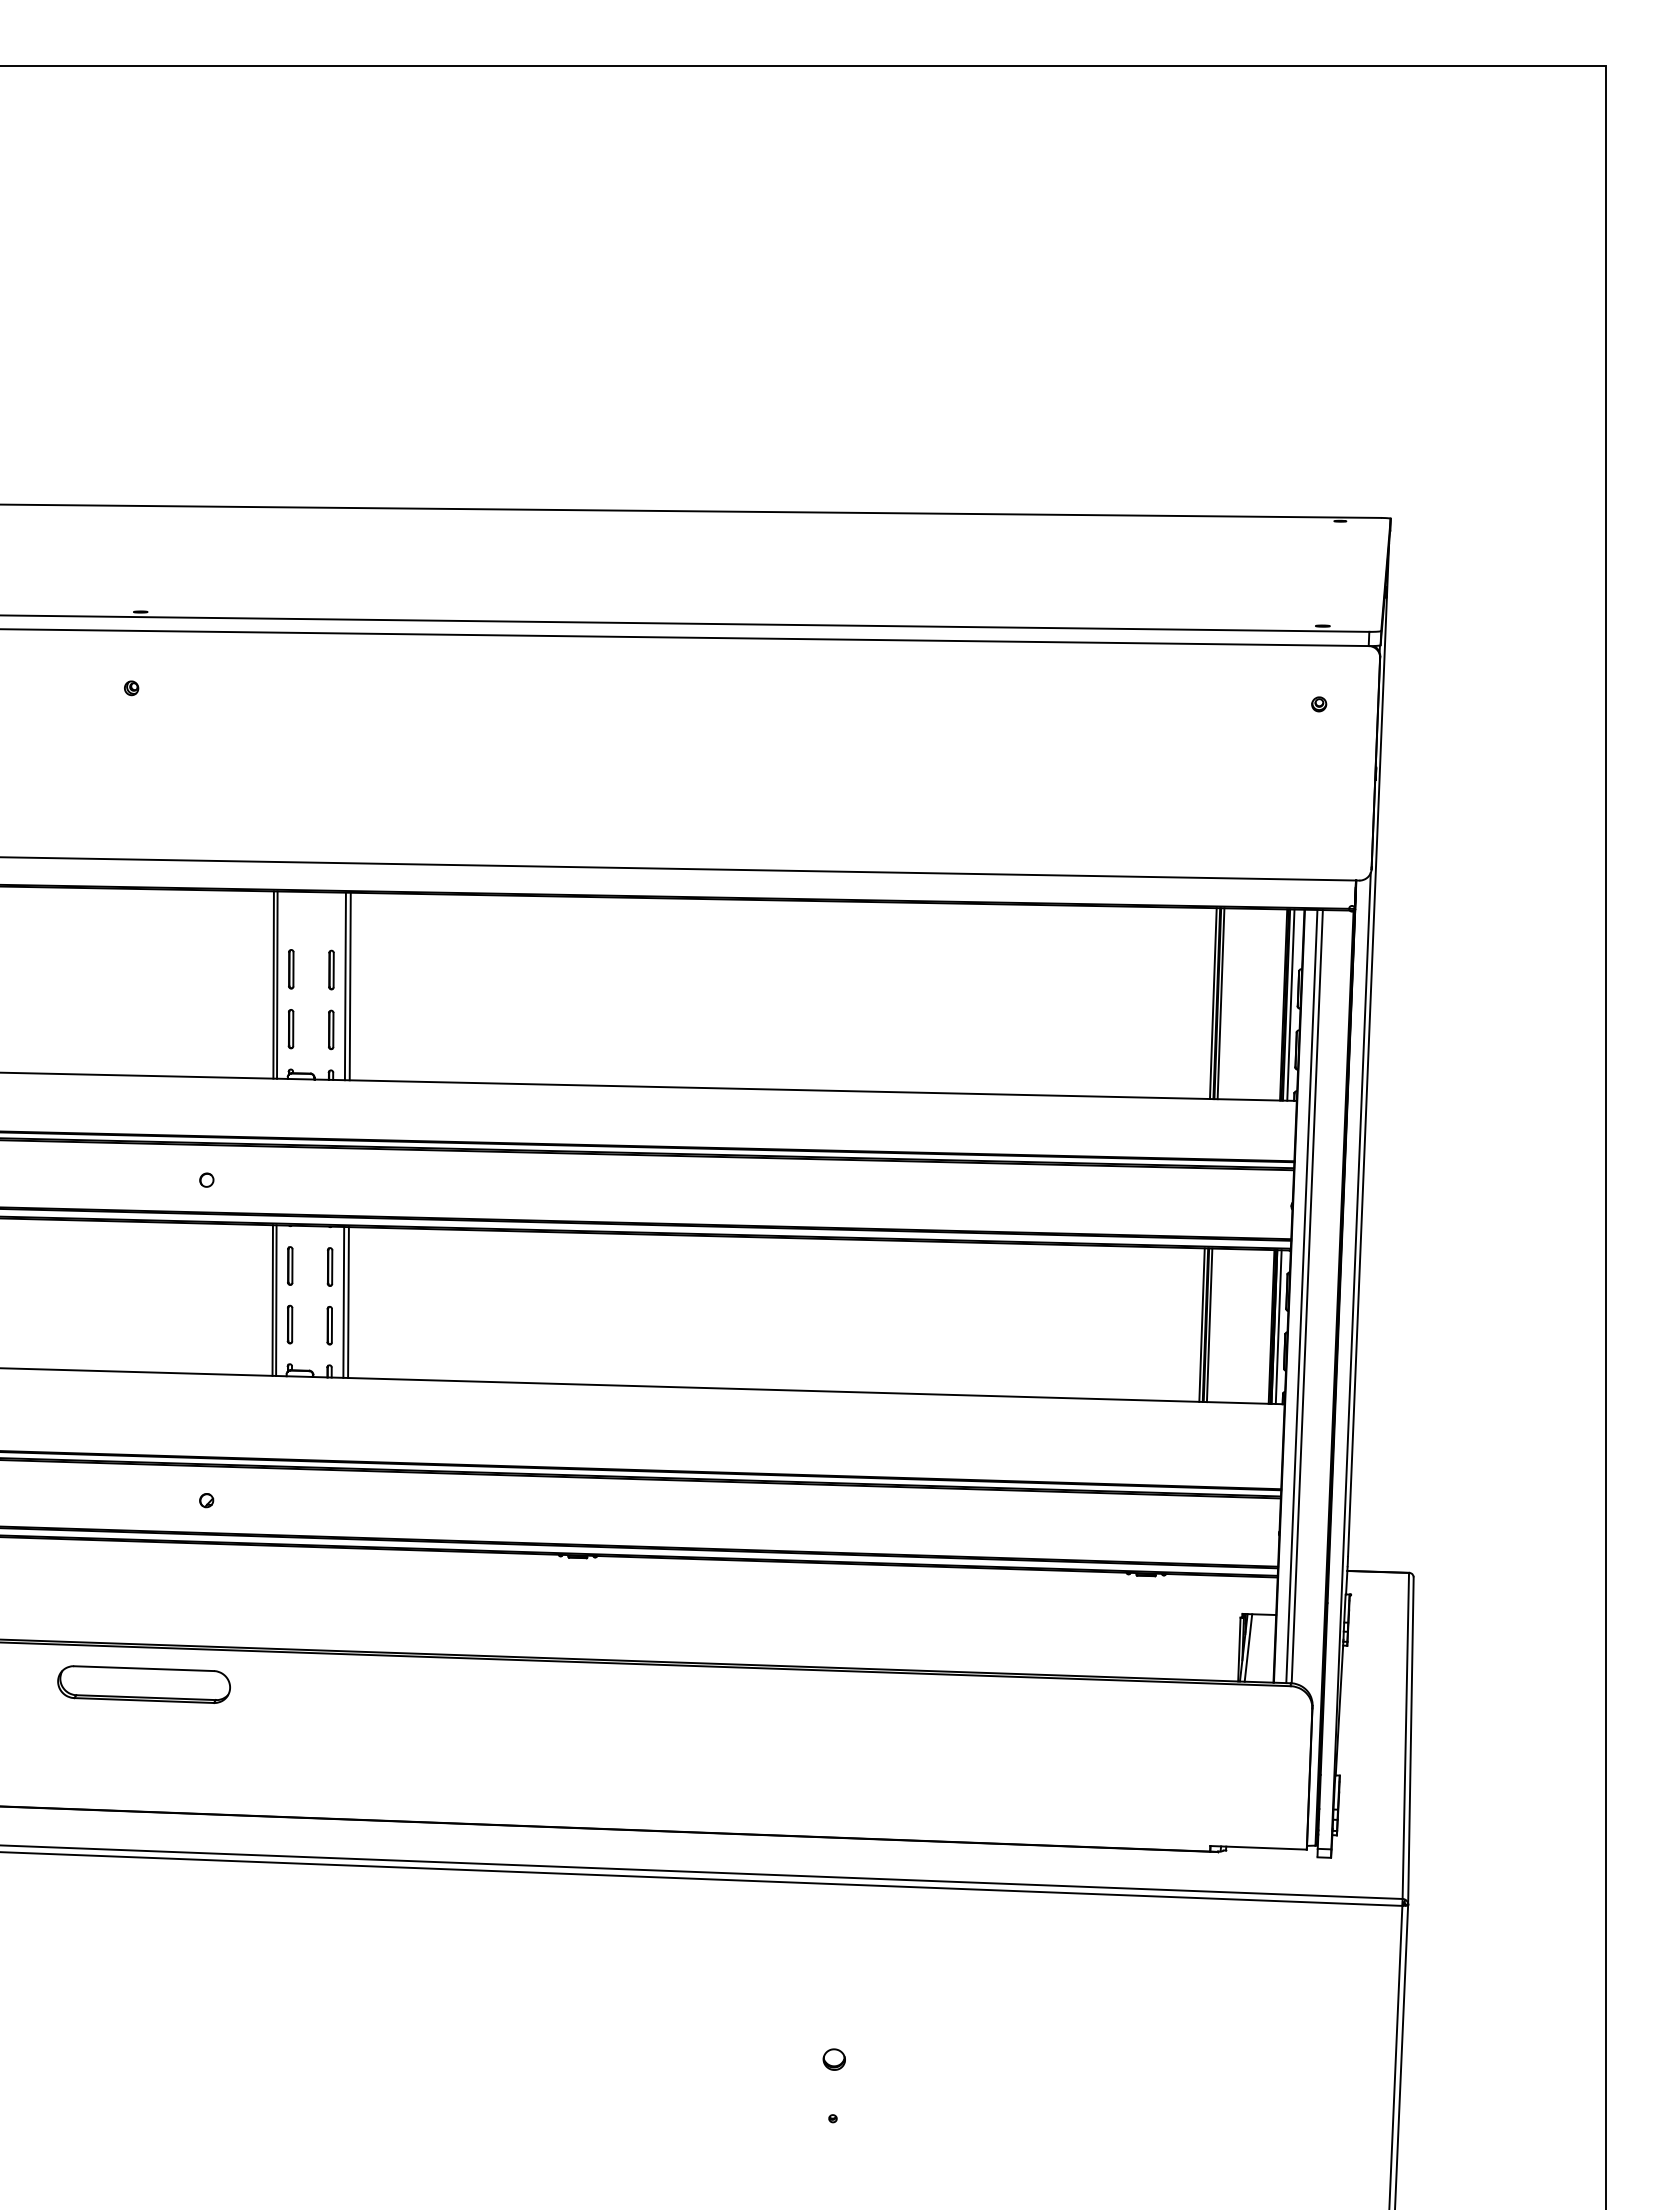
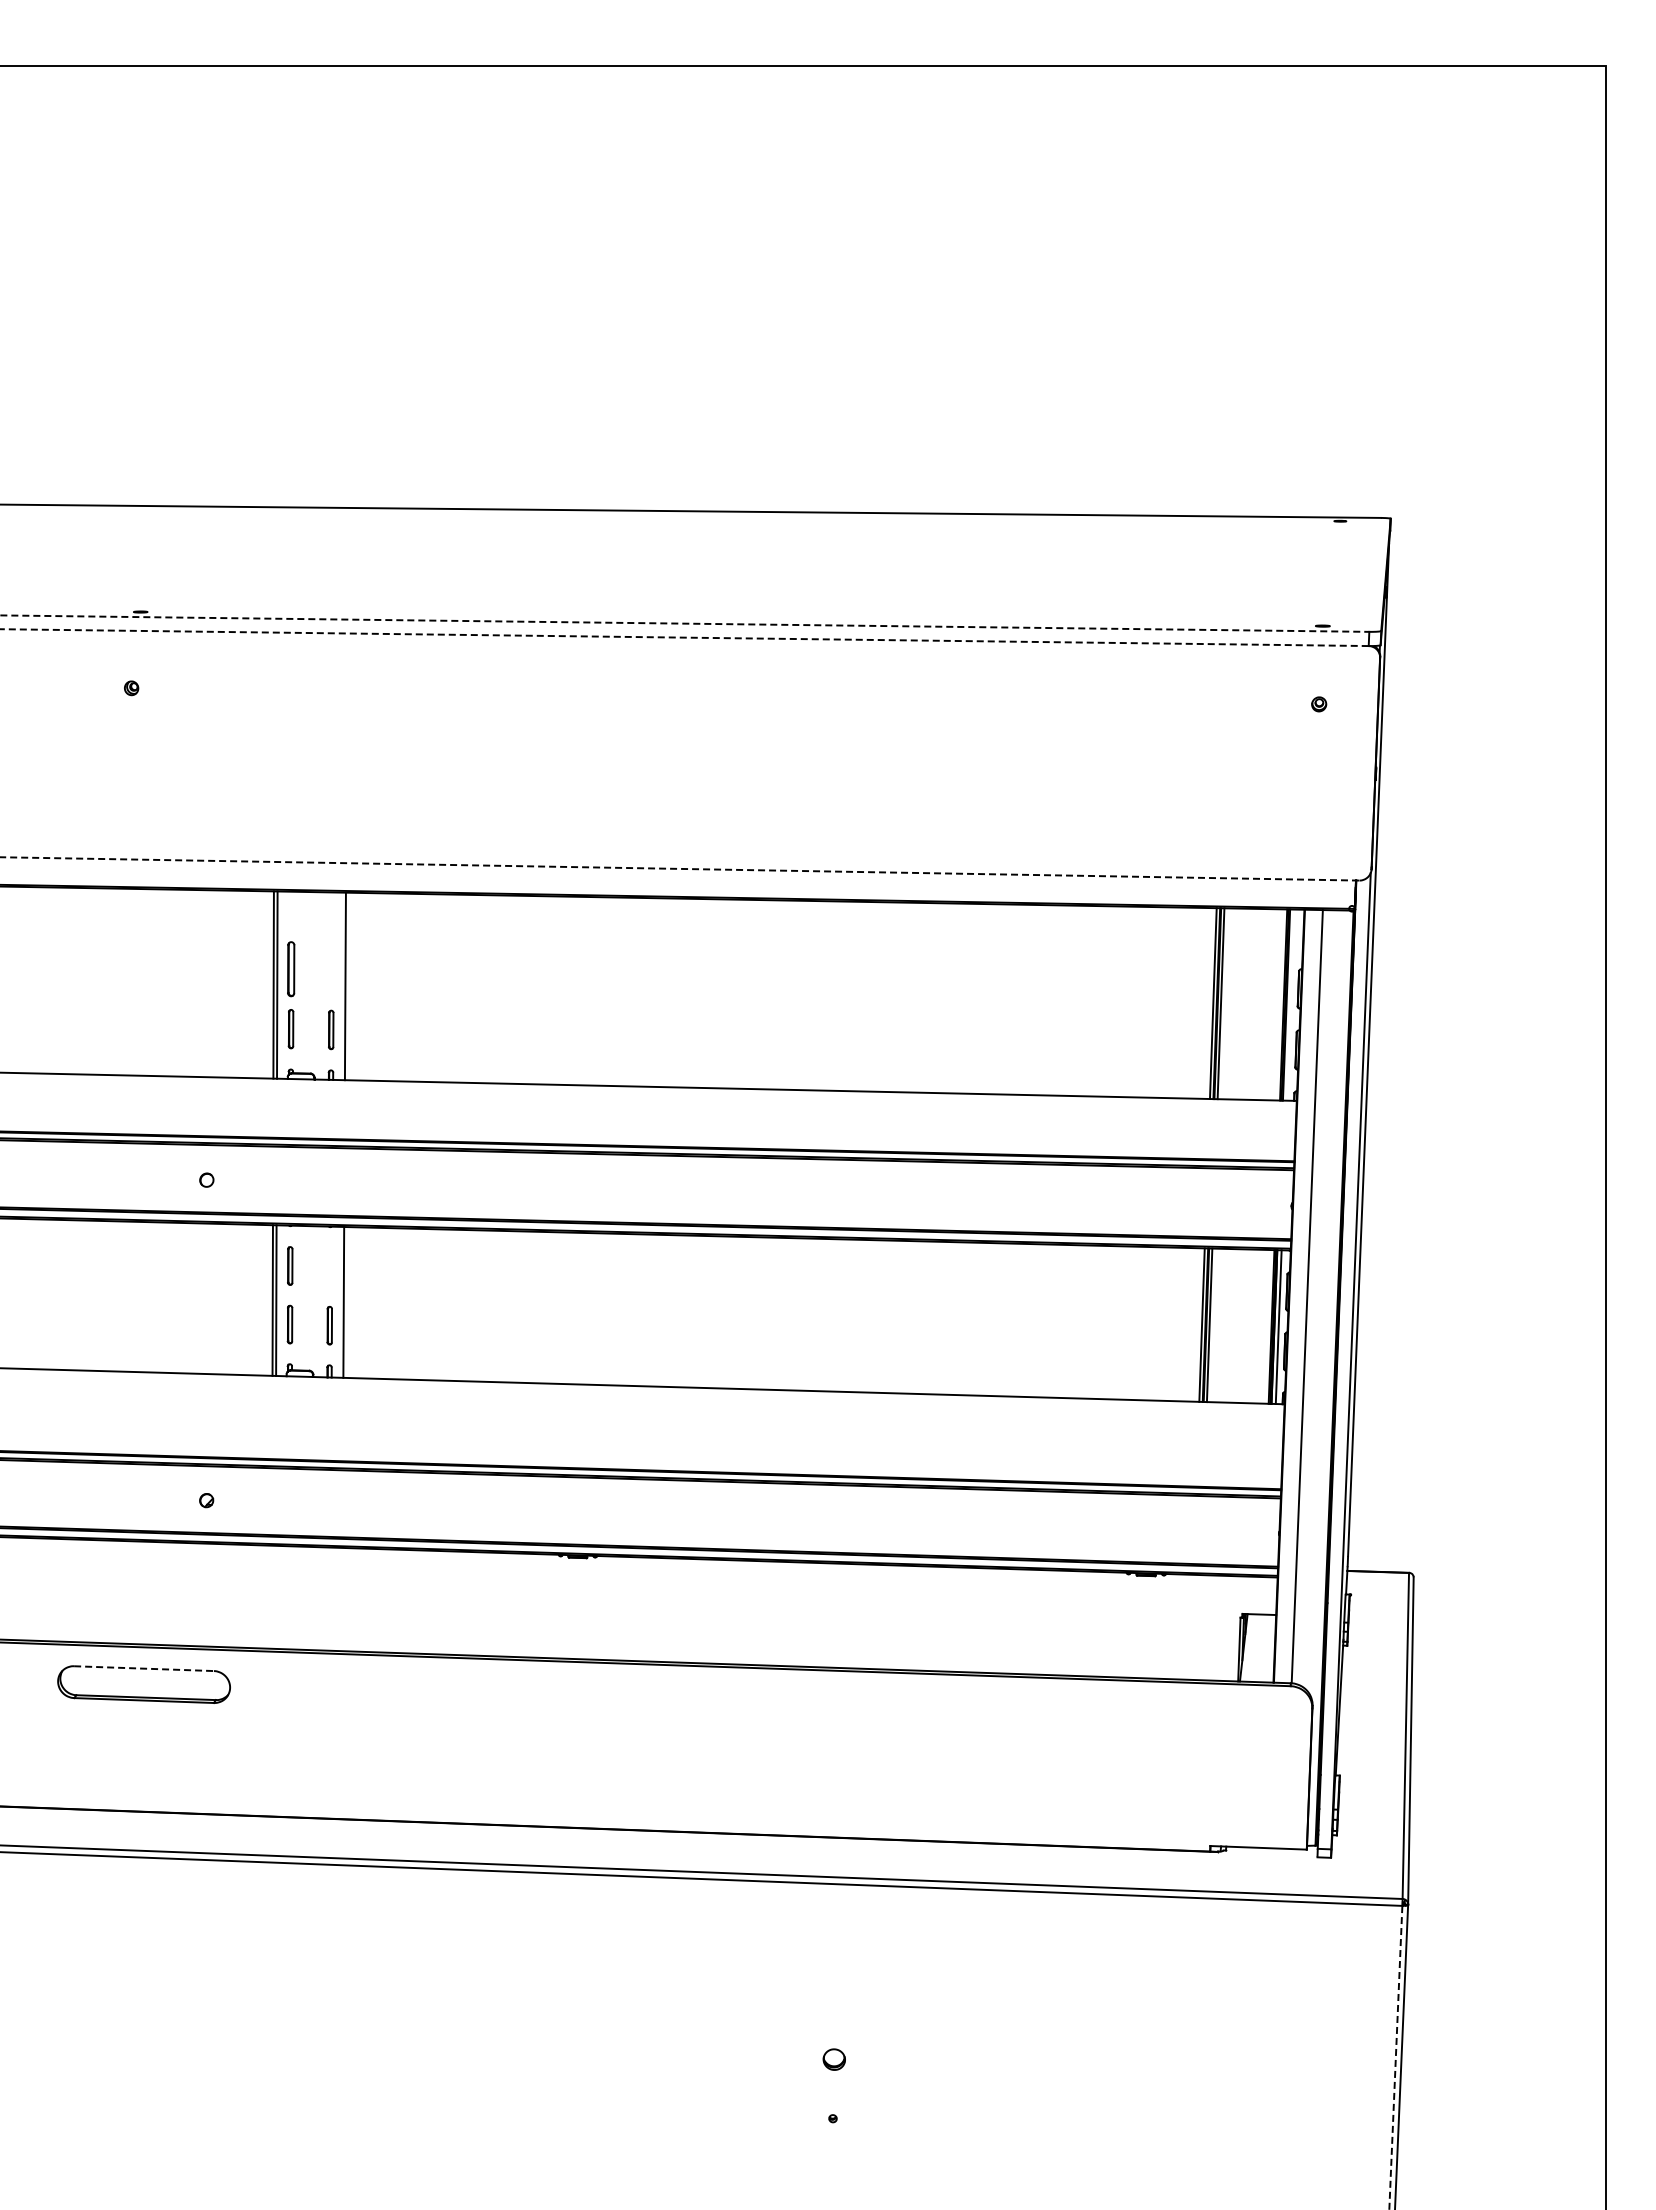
line: solid -> dashed (685, 623)
line: solid -> dashed (684, 637)
line: solid -> dashed (680, 868)
part size: 7x41 px -> 9x57 px (291, 969)
part: present -> none (331, 969)
line: present -> none (349, 986)
line: present -> none (1290, 1004)
part: present -> none (329, 1266)
line: present -> none (1301, 1296)
line: present -> none (348, 1302)
line: present -> none (1248, 1647)
line: solid -> dashed (144, 1668)
line: solid -> dashed (1395, 2057)
